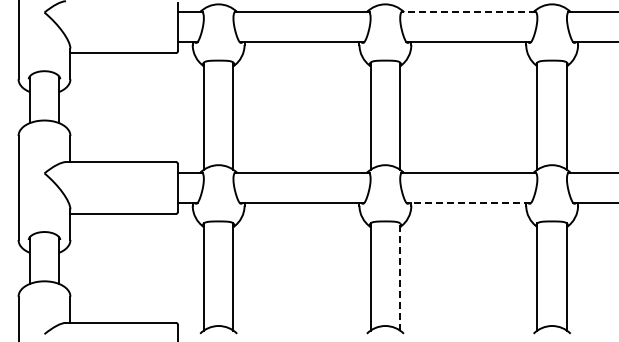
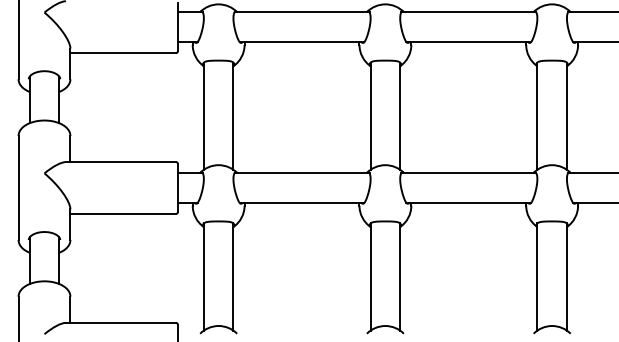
line: dashed -> solid (468, 12)
line: dashed -> solid (468, 202)
line: dashed -> solid (400, 277)
